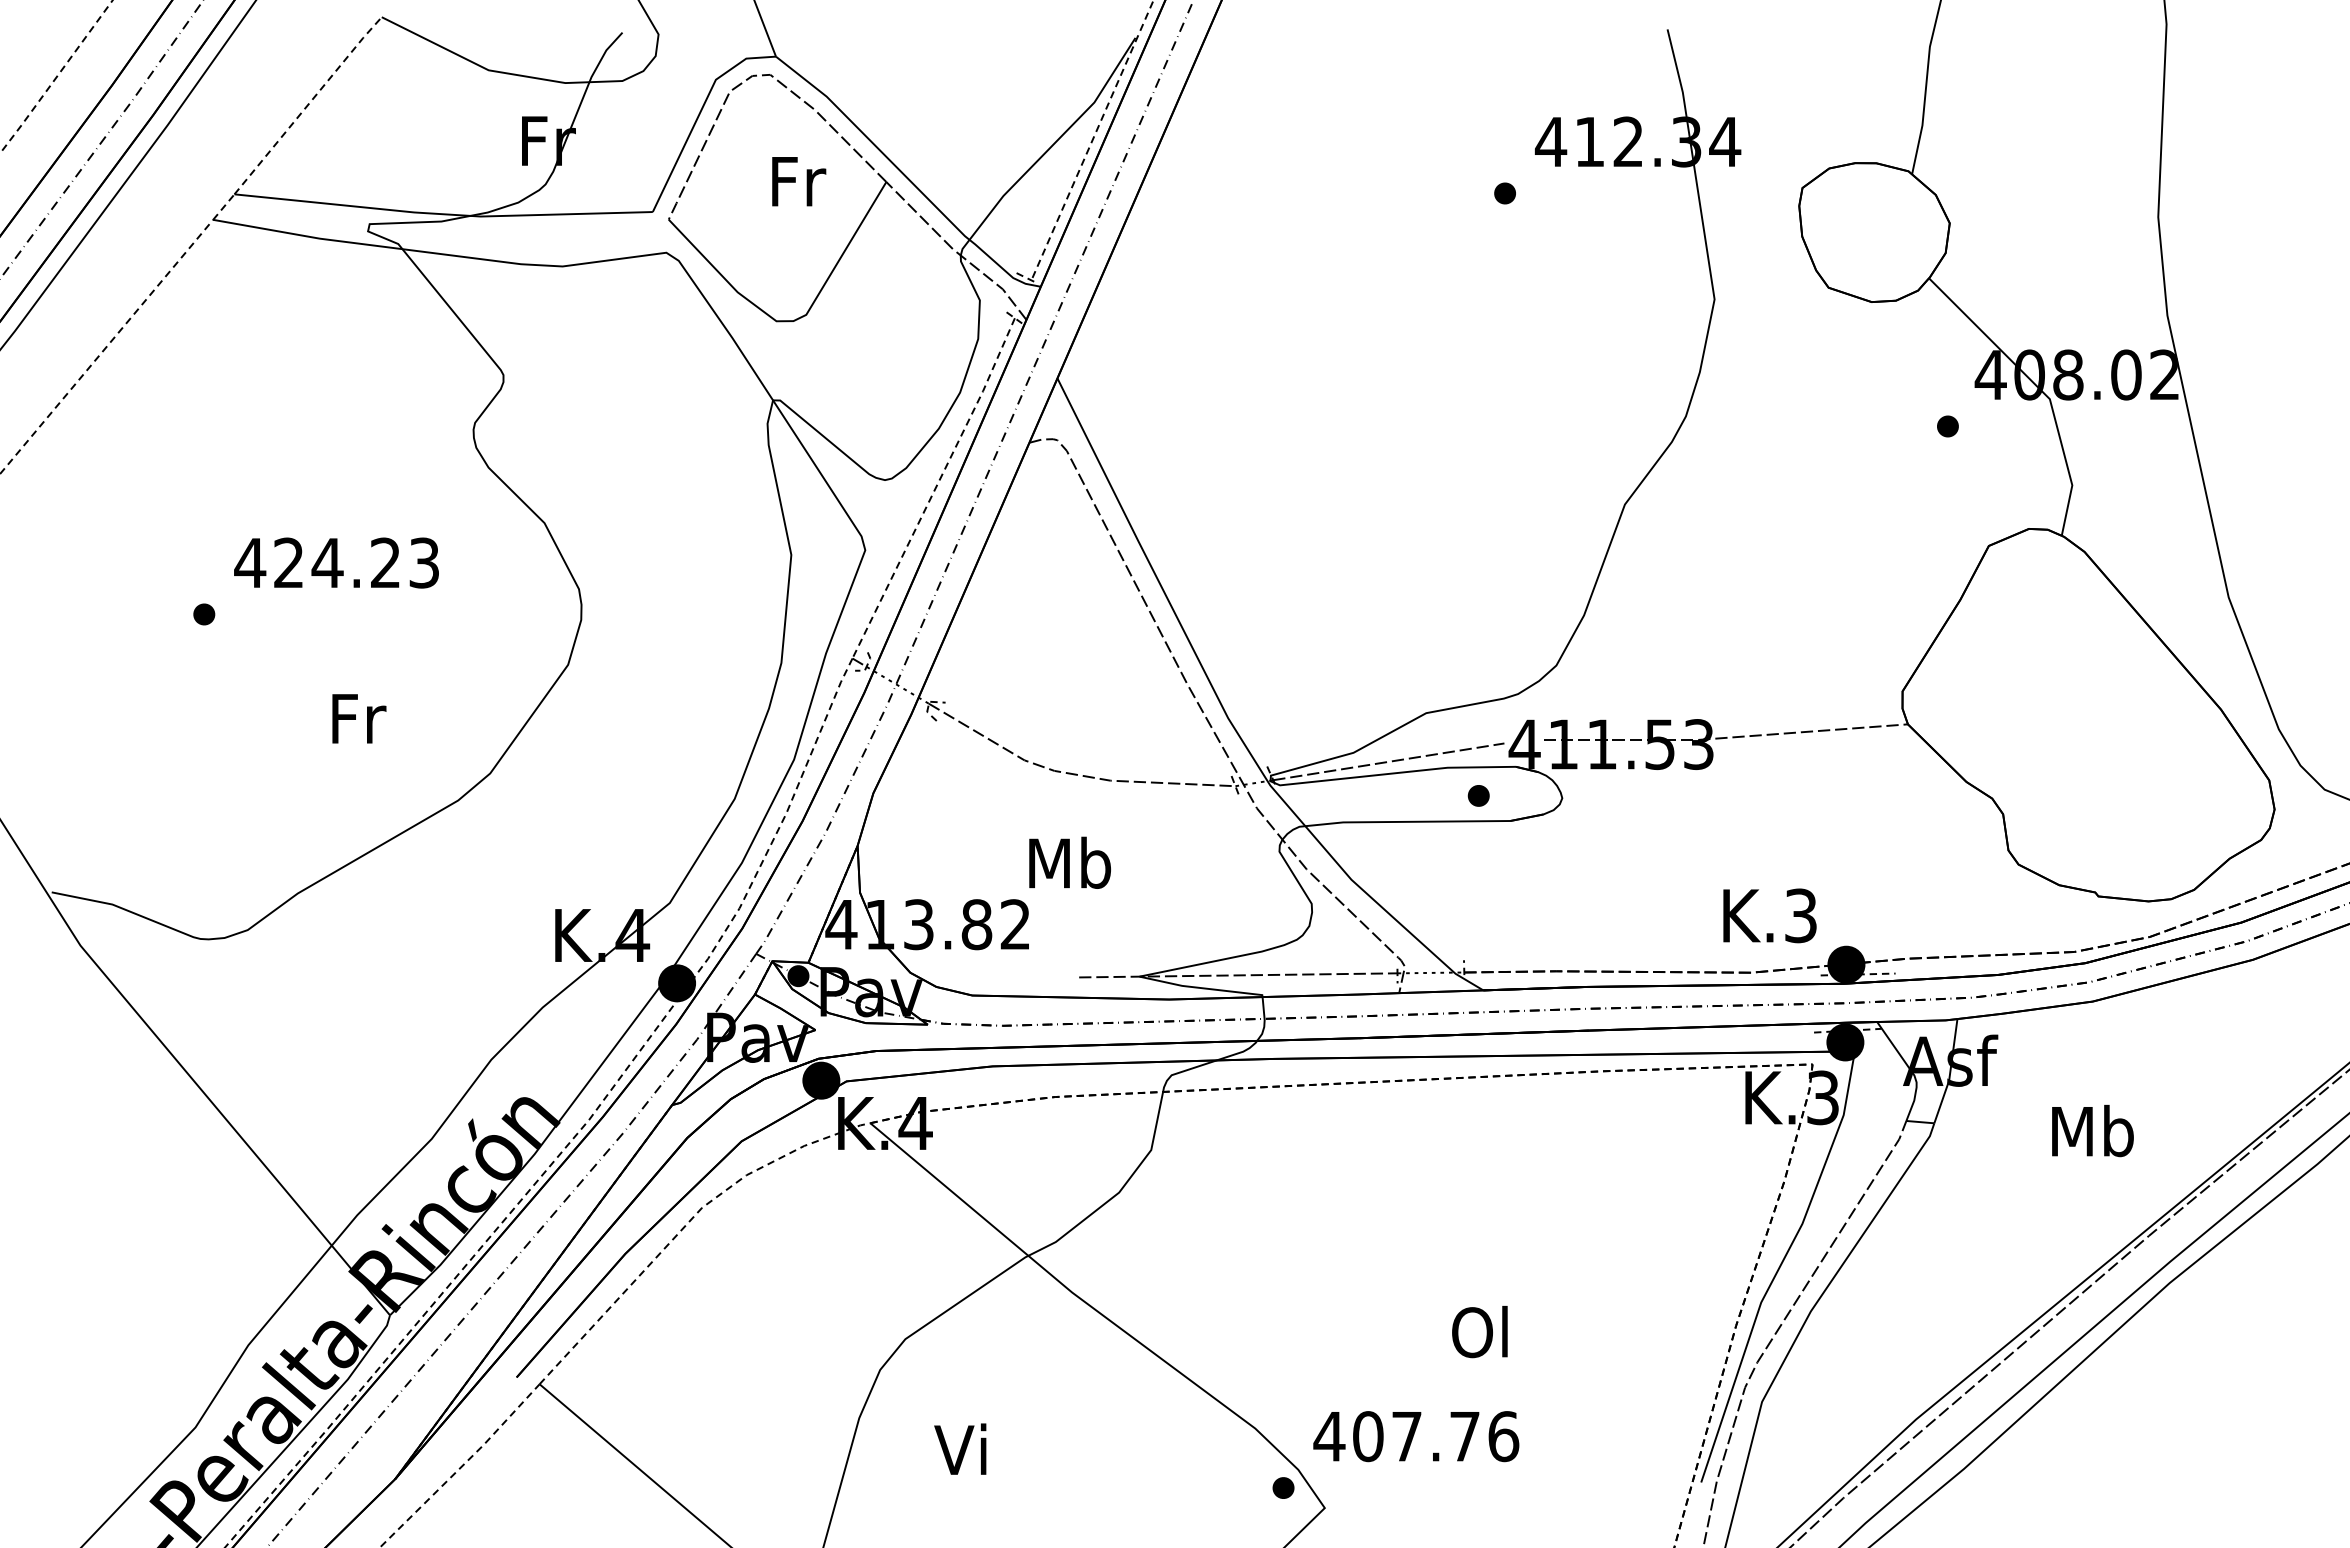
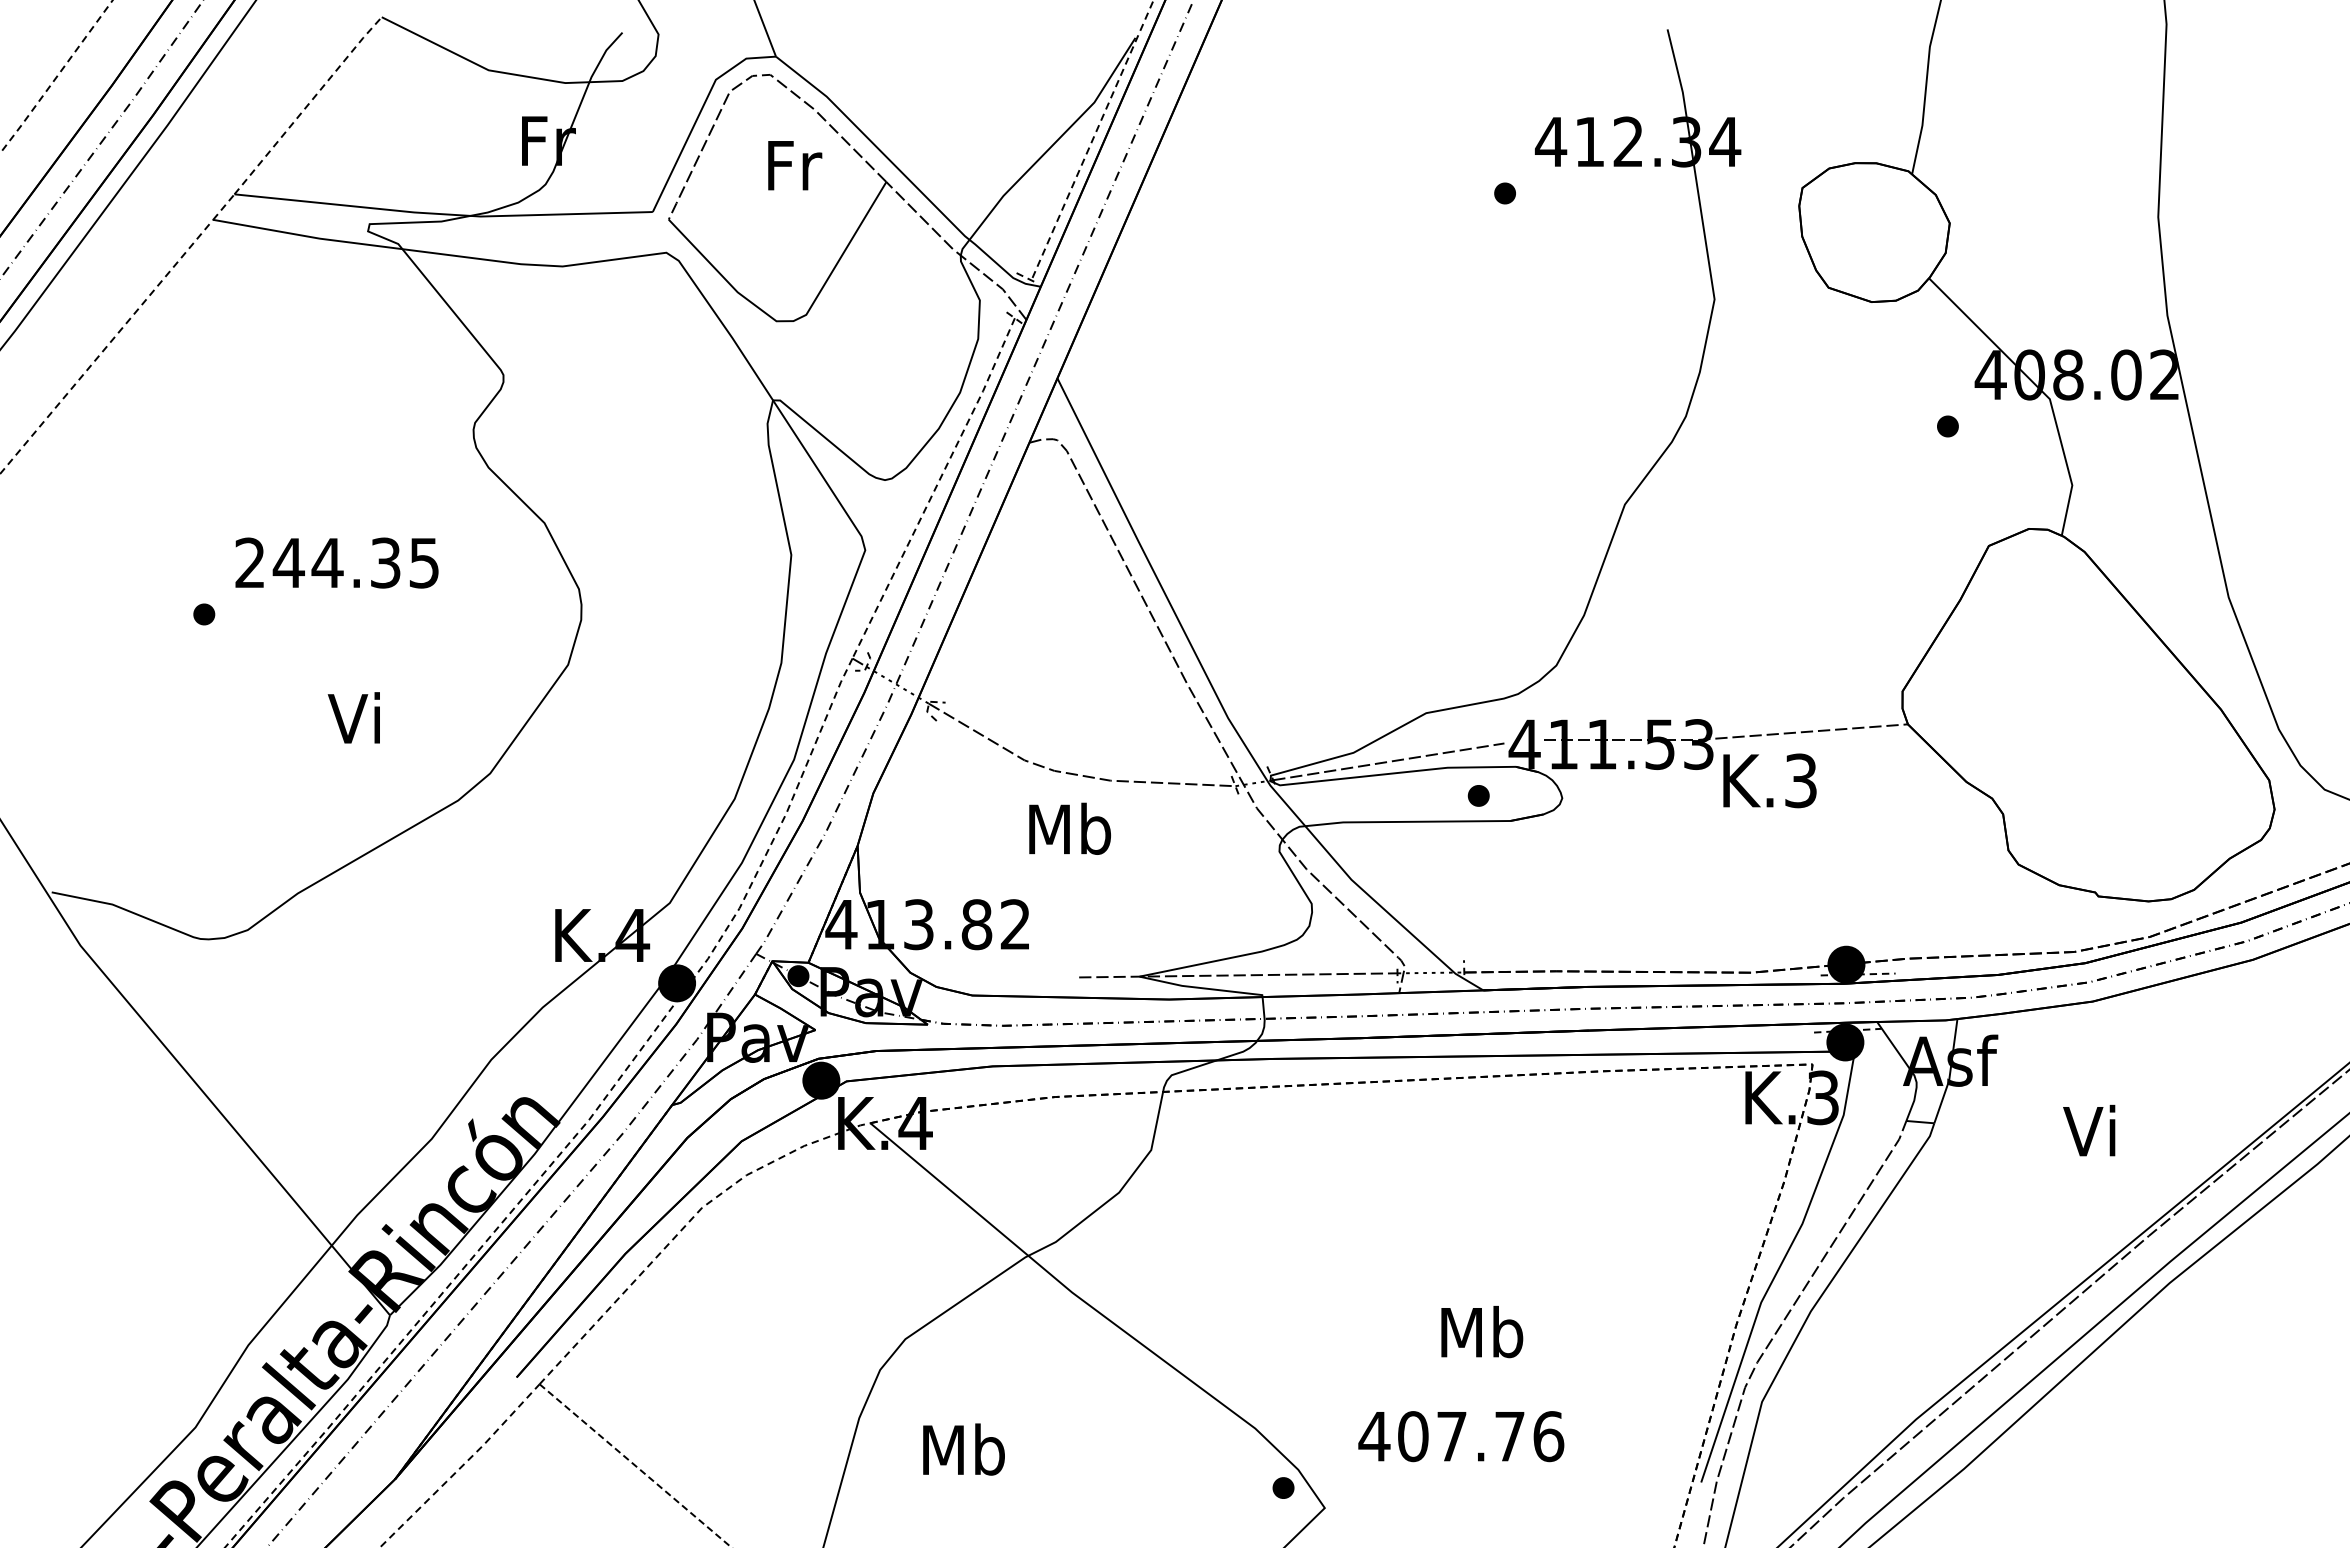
text position: (799, 181) -> (795, 165) (795, 165)
text: 424.23 -> 244.35 (336, 562)
text: Fr -> Vi (356, 717)
text position: (1069, 862) -> (1069, 828) (1069, 828)
text position: (1769, 915) -> (1769, 780) (1769, 780)
text: Mb -> Vi (2092, 1130)
text: Ol -> Mb (1482, 1331)
text position: (1416, 1436) -> (1461, 1436) (1461, 1436)
text: Vi -> Mb (963, 1449)
line: solid -> dashed (635, 1465)
